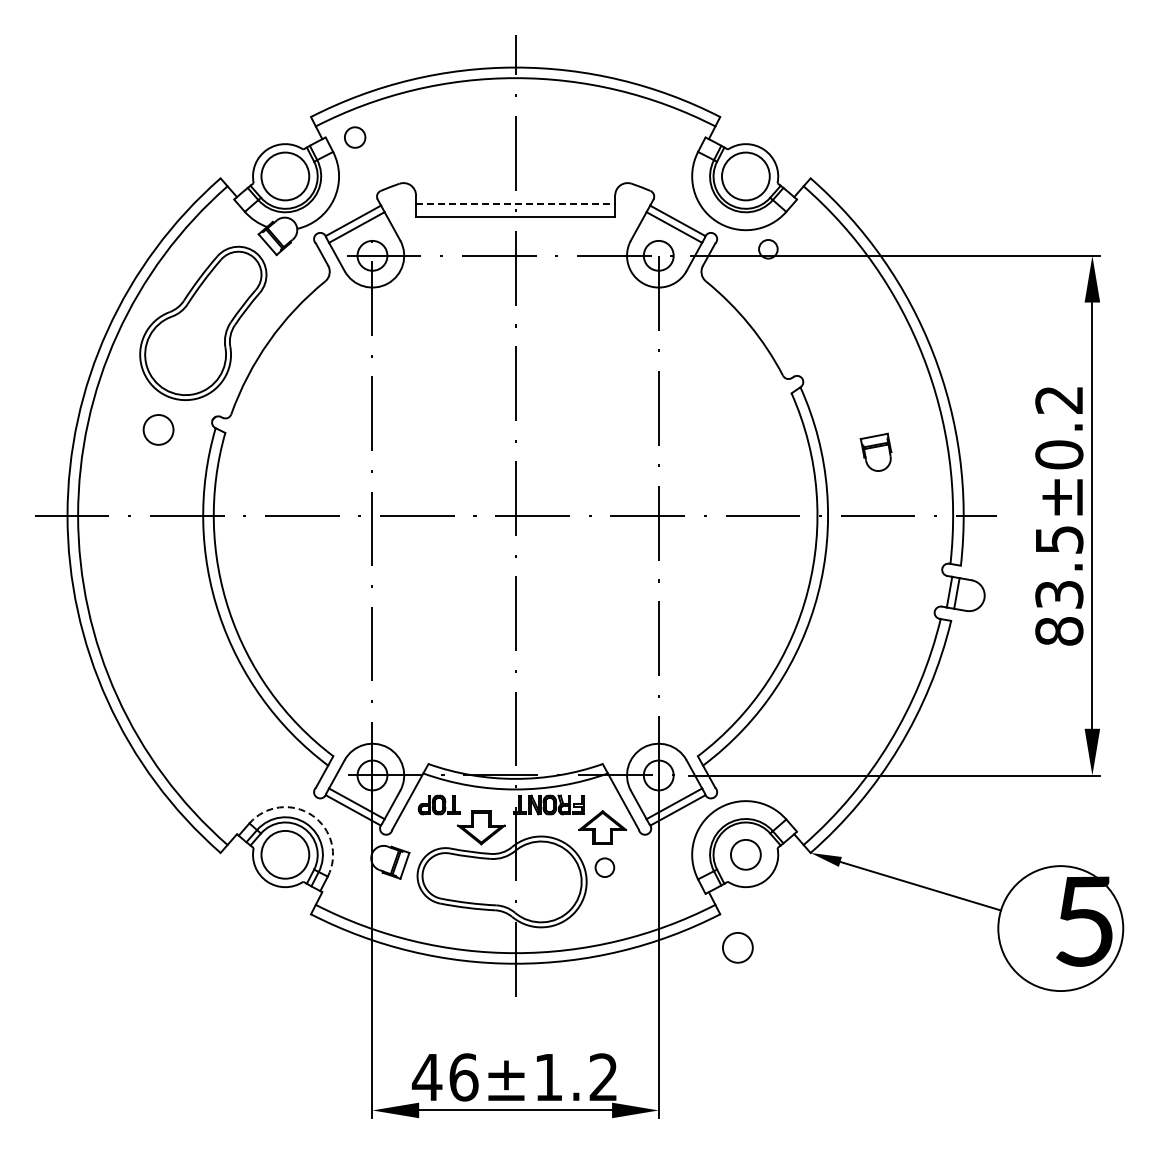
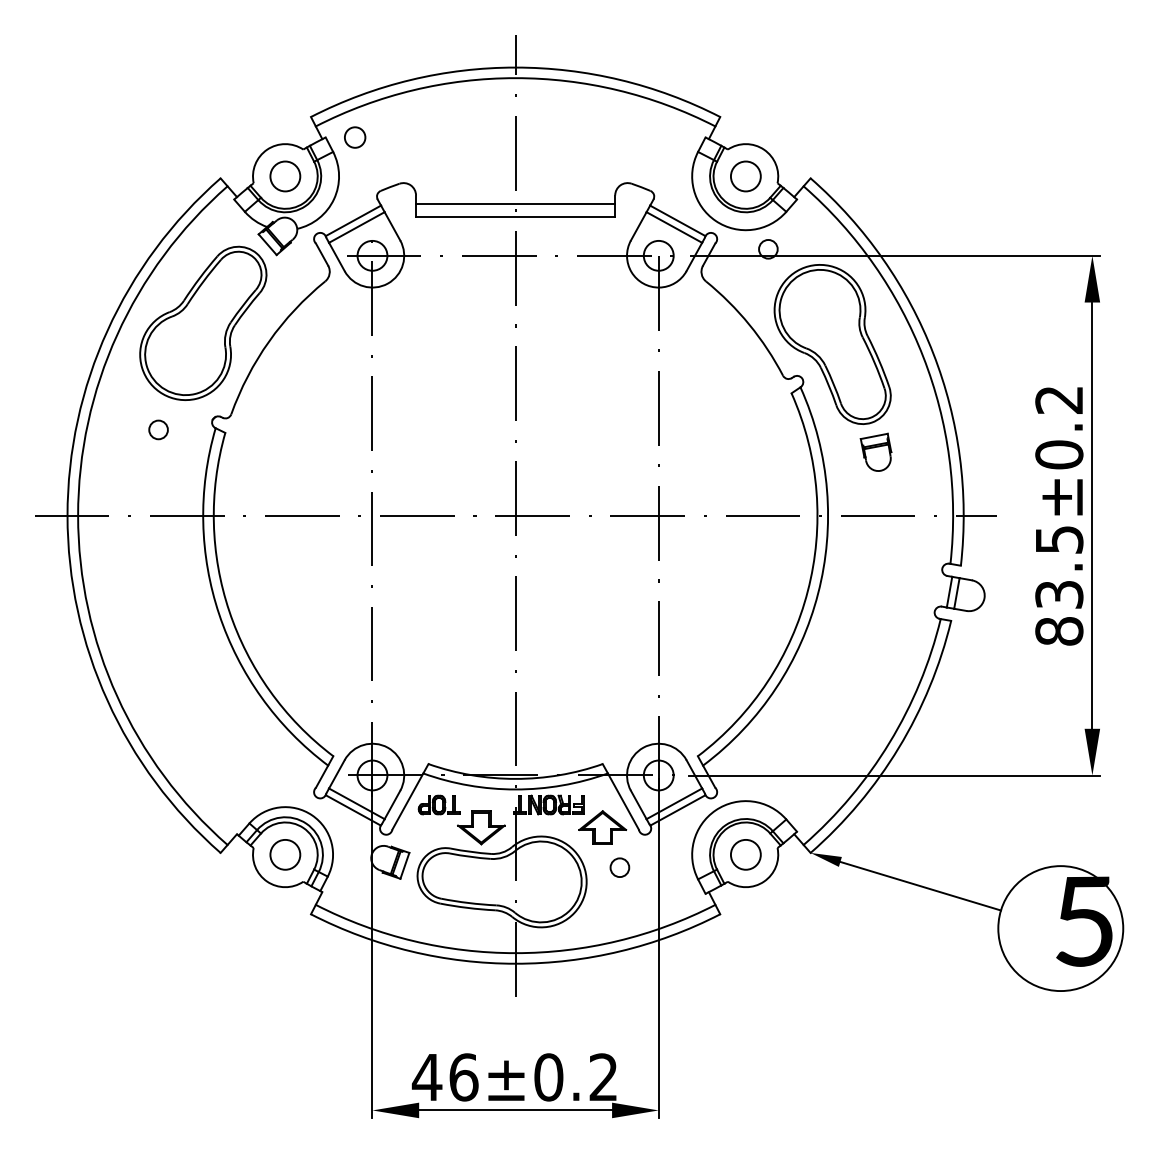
circle diameter: 48 px -> 30 px (285, 176)
circle diameter: 48 px -> 30 px (745, 176)
line: dashed -> solid (515, 203)
part: none -> present (832, 344)
circle diameter: 30 px -> 19 px (158, 429)
arc: dashed -> solid (312, 815)
circle diameter: 48 px -> 30 px (285, 854)
circle position: (604, 867) -> (619, 867) (619, 867)
circle: present -> none (737, 947)
text: 46±1.2 -> 46±0.2 (548, 1077)
